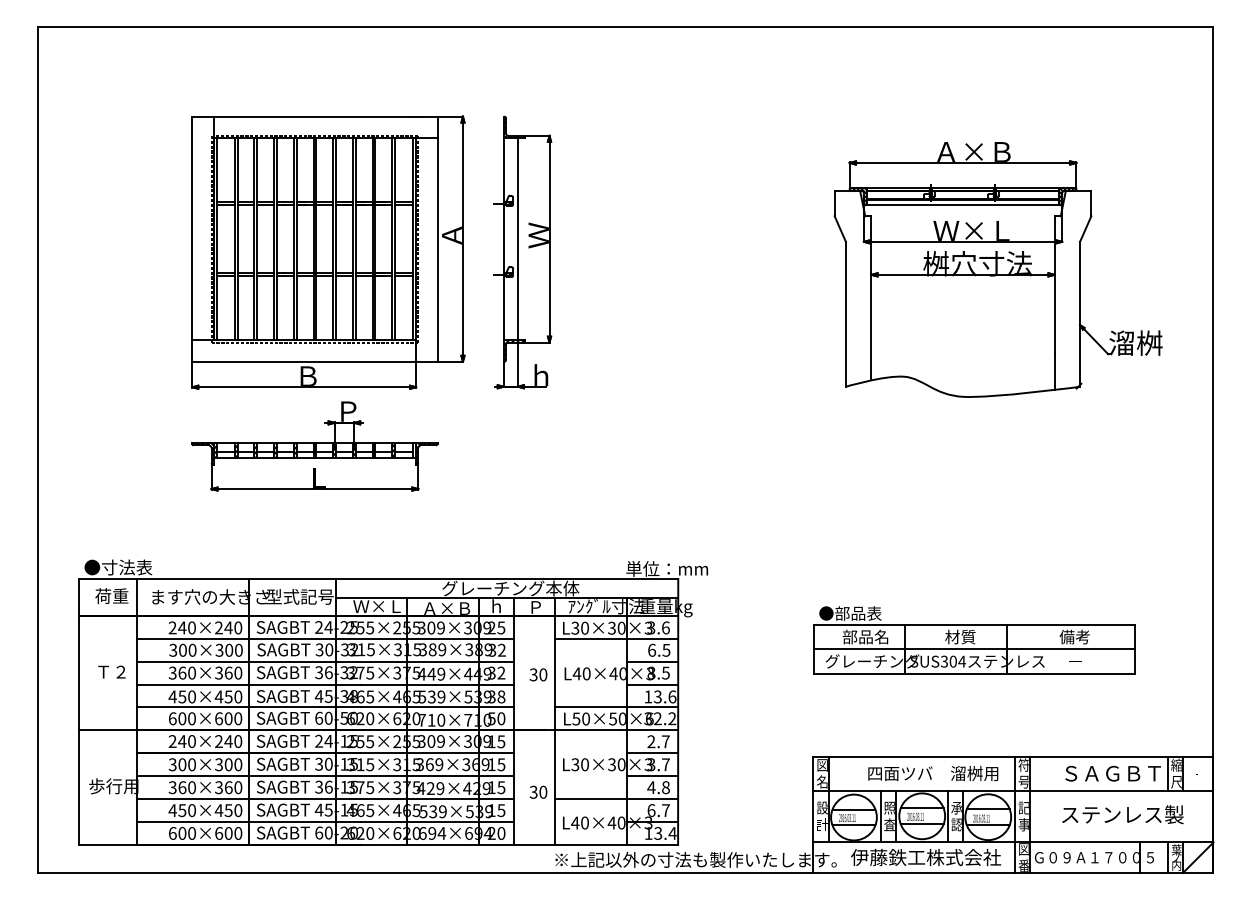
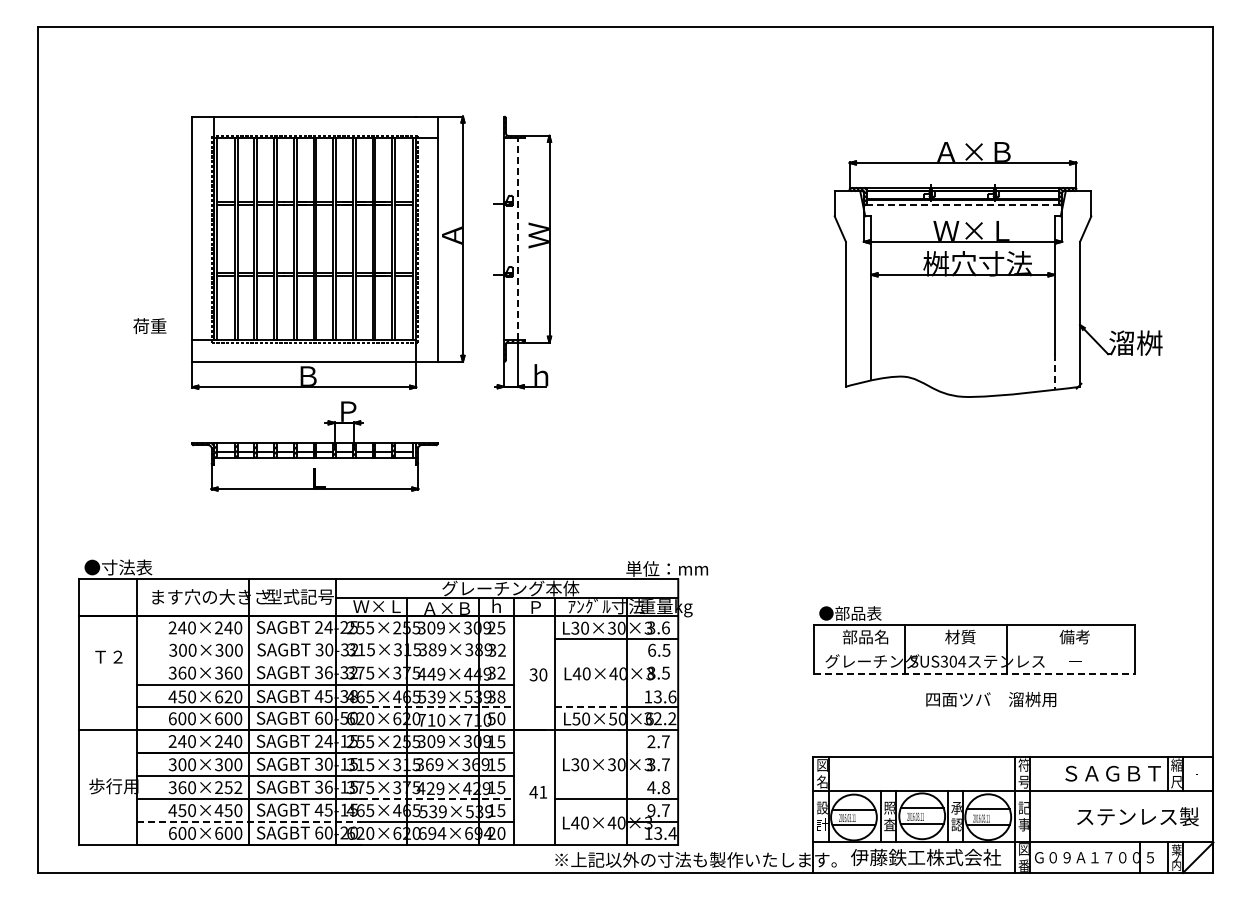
line: solid -> dashed (963, 205)
line: solid -> dashed (517, 238)
line: solid -> dashed (1054, 372)
text position: (111, 596) -> (149, 326) (149, 326)
line: present -> none (325, 638)
line: present -> none (973, 649)
line: present -> none (325, 661)
line: present -> none (652, 661)
text position: (111, 671) -> (108, 656) (108, 656)
line: solid -> dashed (974, 673)
line: present -> none (652, 684)
text: 450×450 -> 450×620 (223, 696)
line: solid -> dashed (438, 707)
line: solid -> dashed (591, 707)
line: present -> none (652, 753)
text position: (933, 773) -> (991, 699) (991, 699)
line: present -> none (652, 776)
text: 360×360 -> 360×252 (228, 787)
text: 30 -> 41 (538, 791)
line: solid -> dashed (438, 799)
text: 6.7 -> 9.7 (651, 810)
text position: (1122, 814) -> (1137, 816) (1137, 816)
line: solid -> dashed (249, 822)
